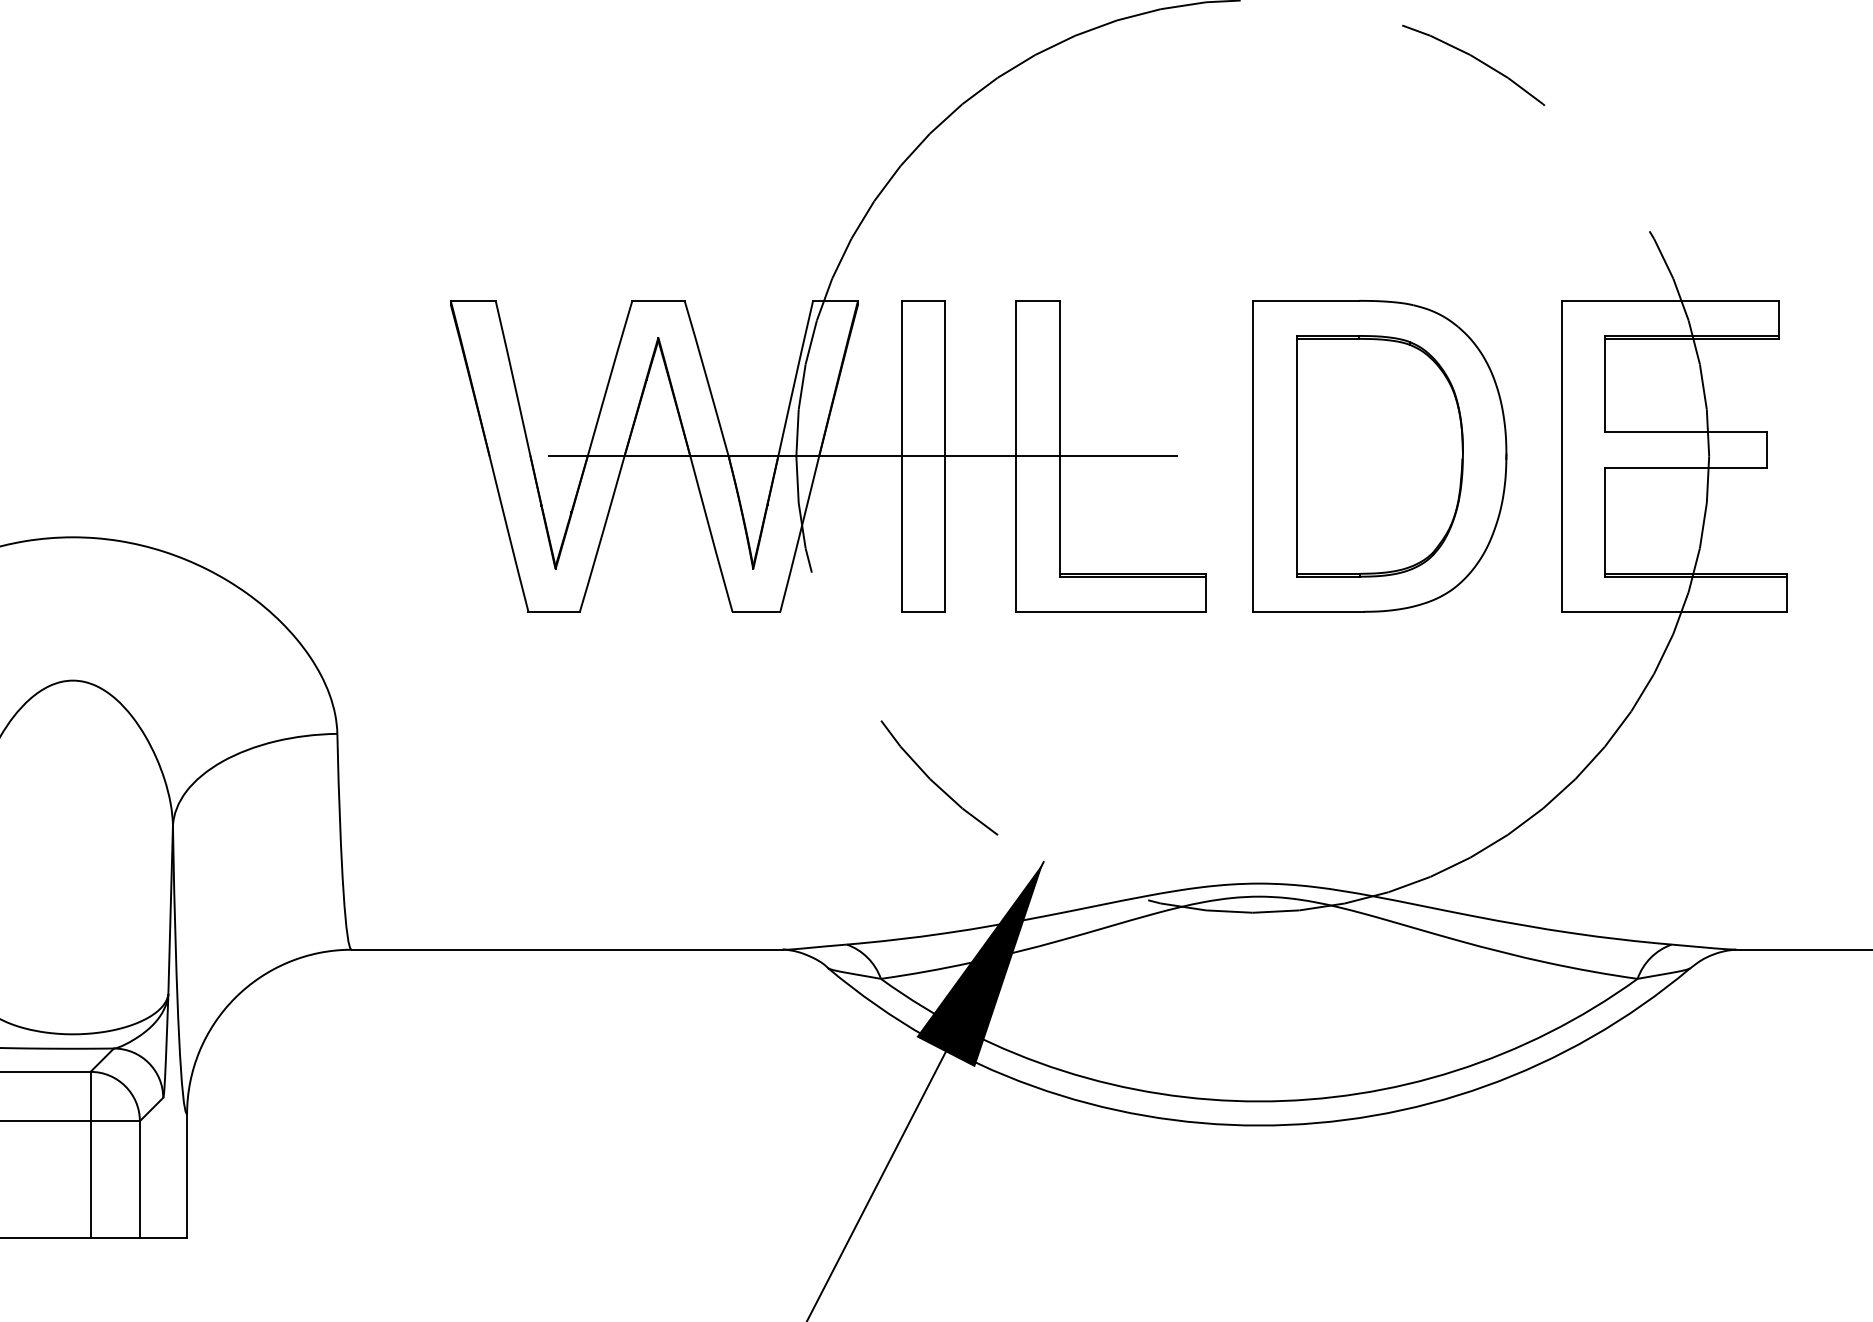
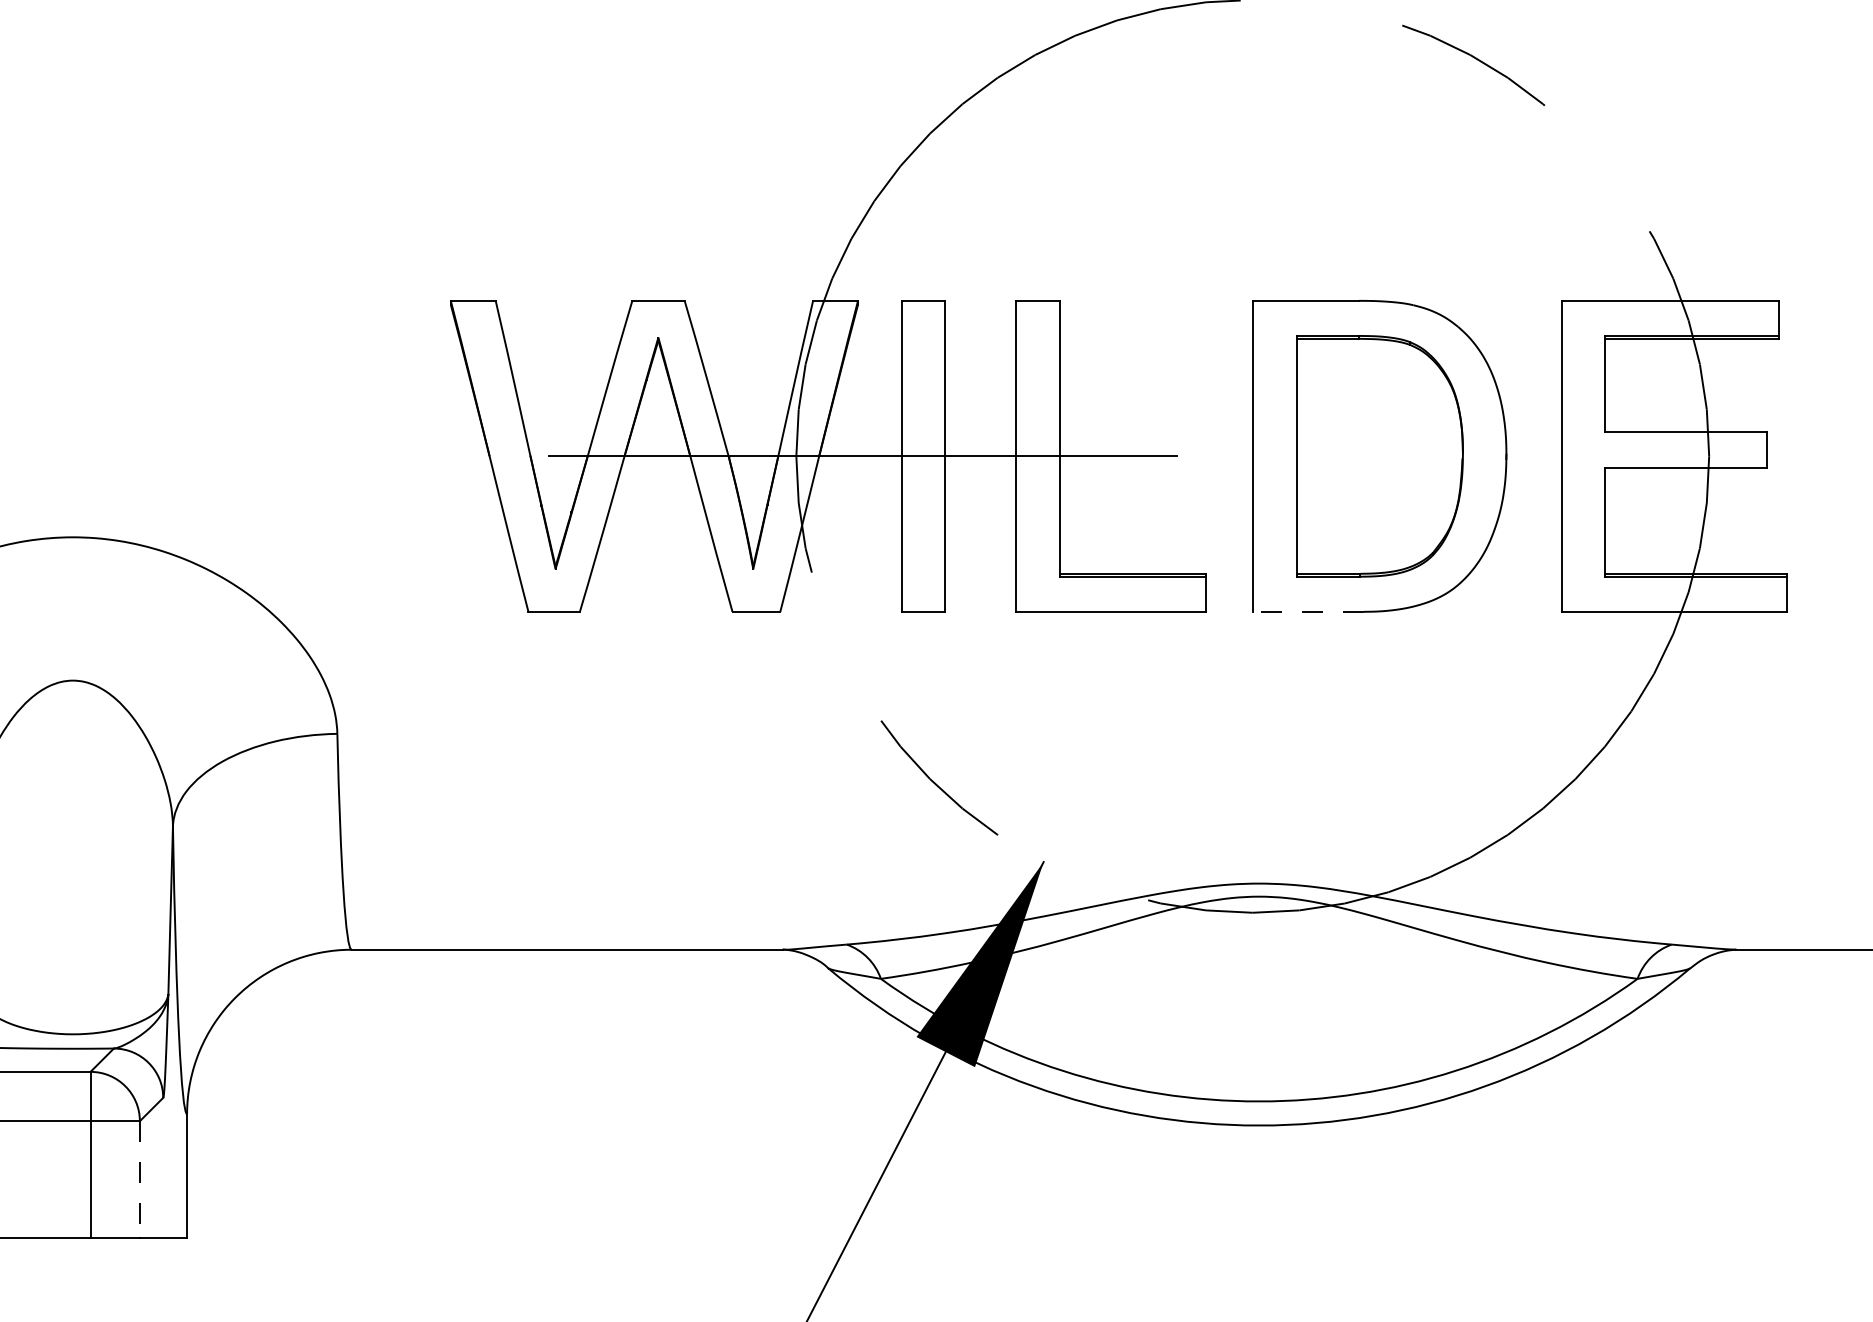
line: solid -> dashed (1308, 611)
line: solid -> dashed (139, 1179)
